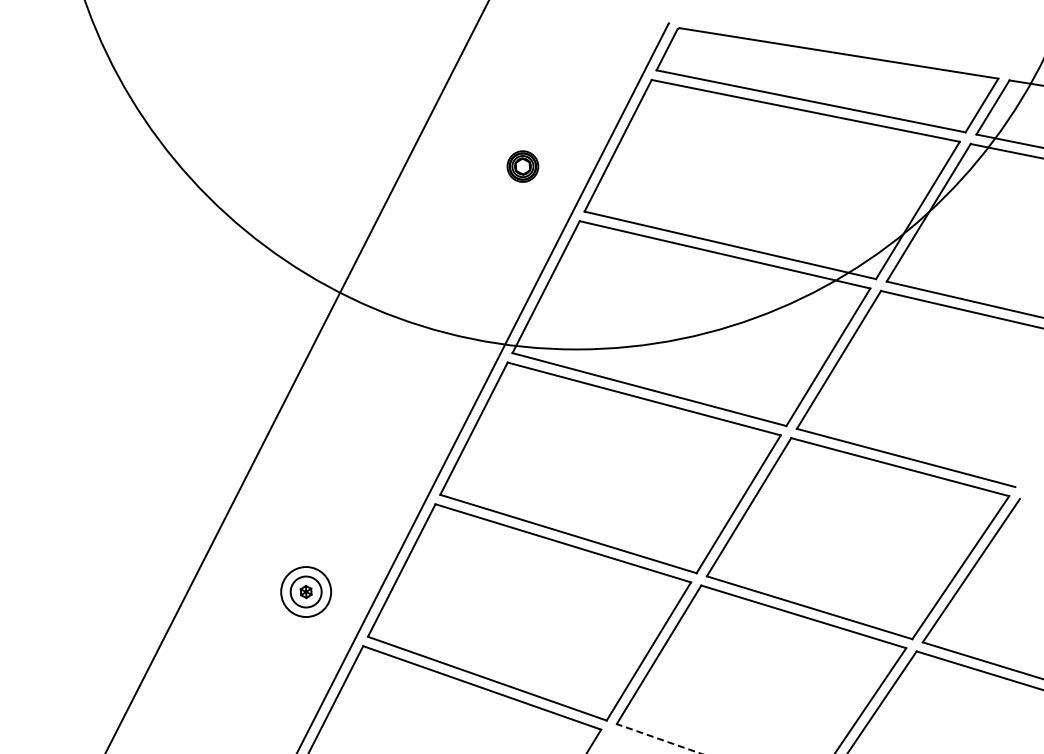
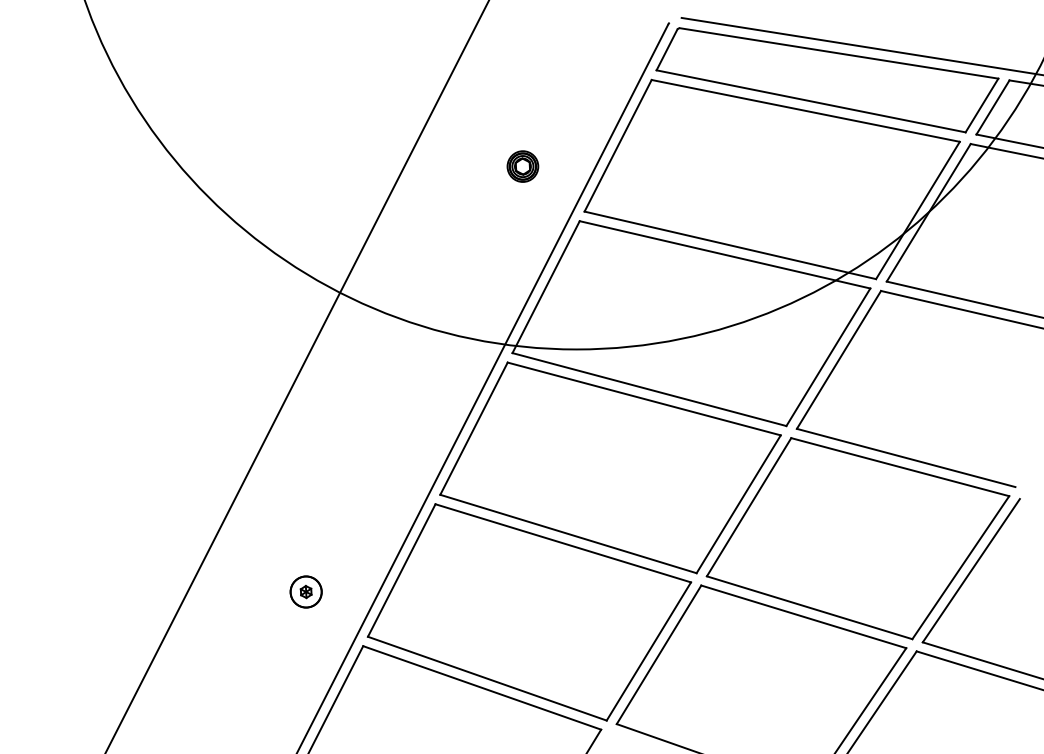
line: none -> present (860, 45)
circle diameter: 50 px -> 31 px (305, 591)
line: dashed -> solid (659, 738)
